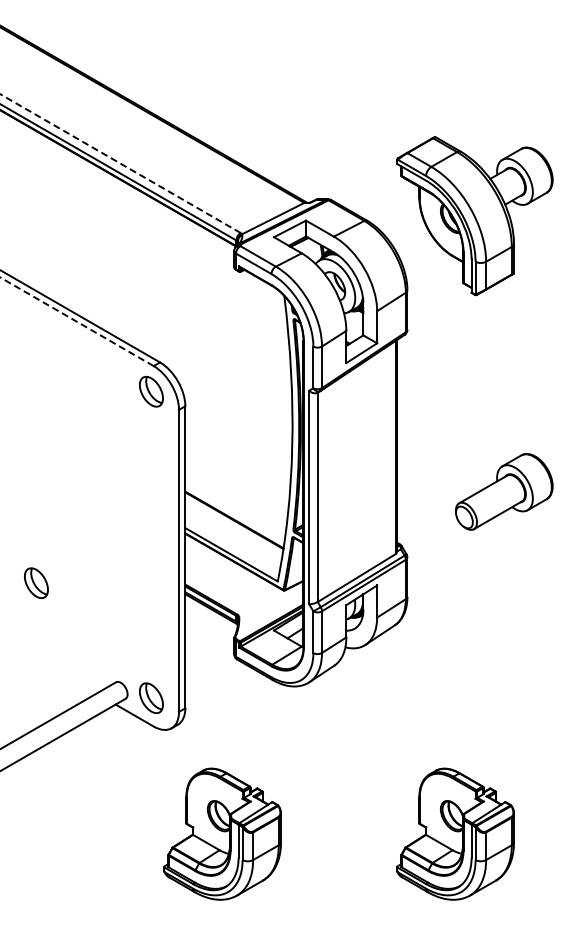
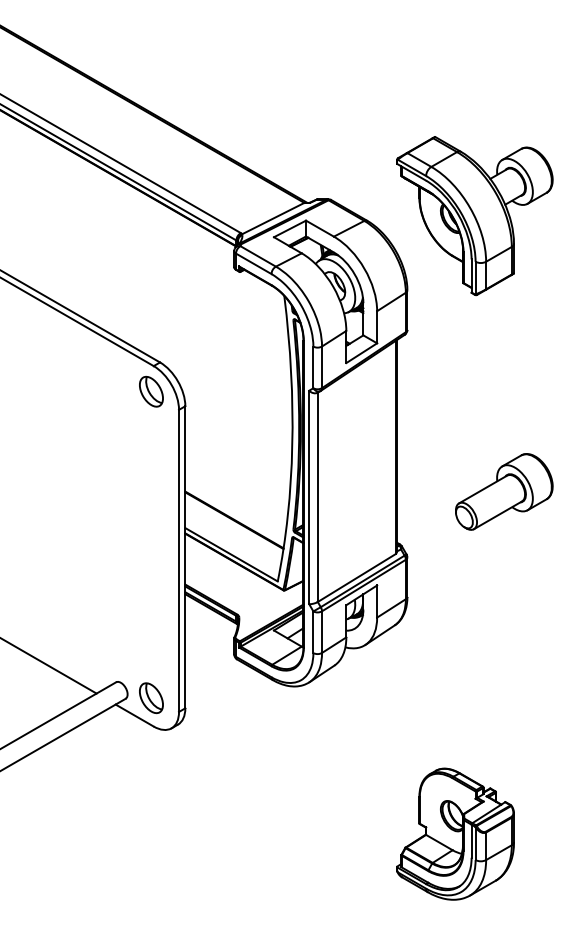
line: dashed -> solid (120, 163)
line: dashed -> solid (76, 321)
part: present -> none (36, 583)
line: none -> present (49, 665)
part: present -> none (222, 833)
